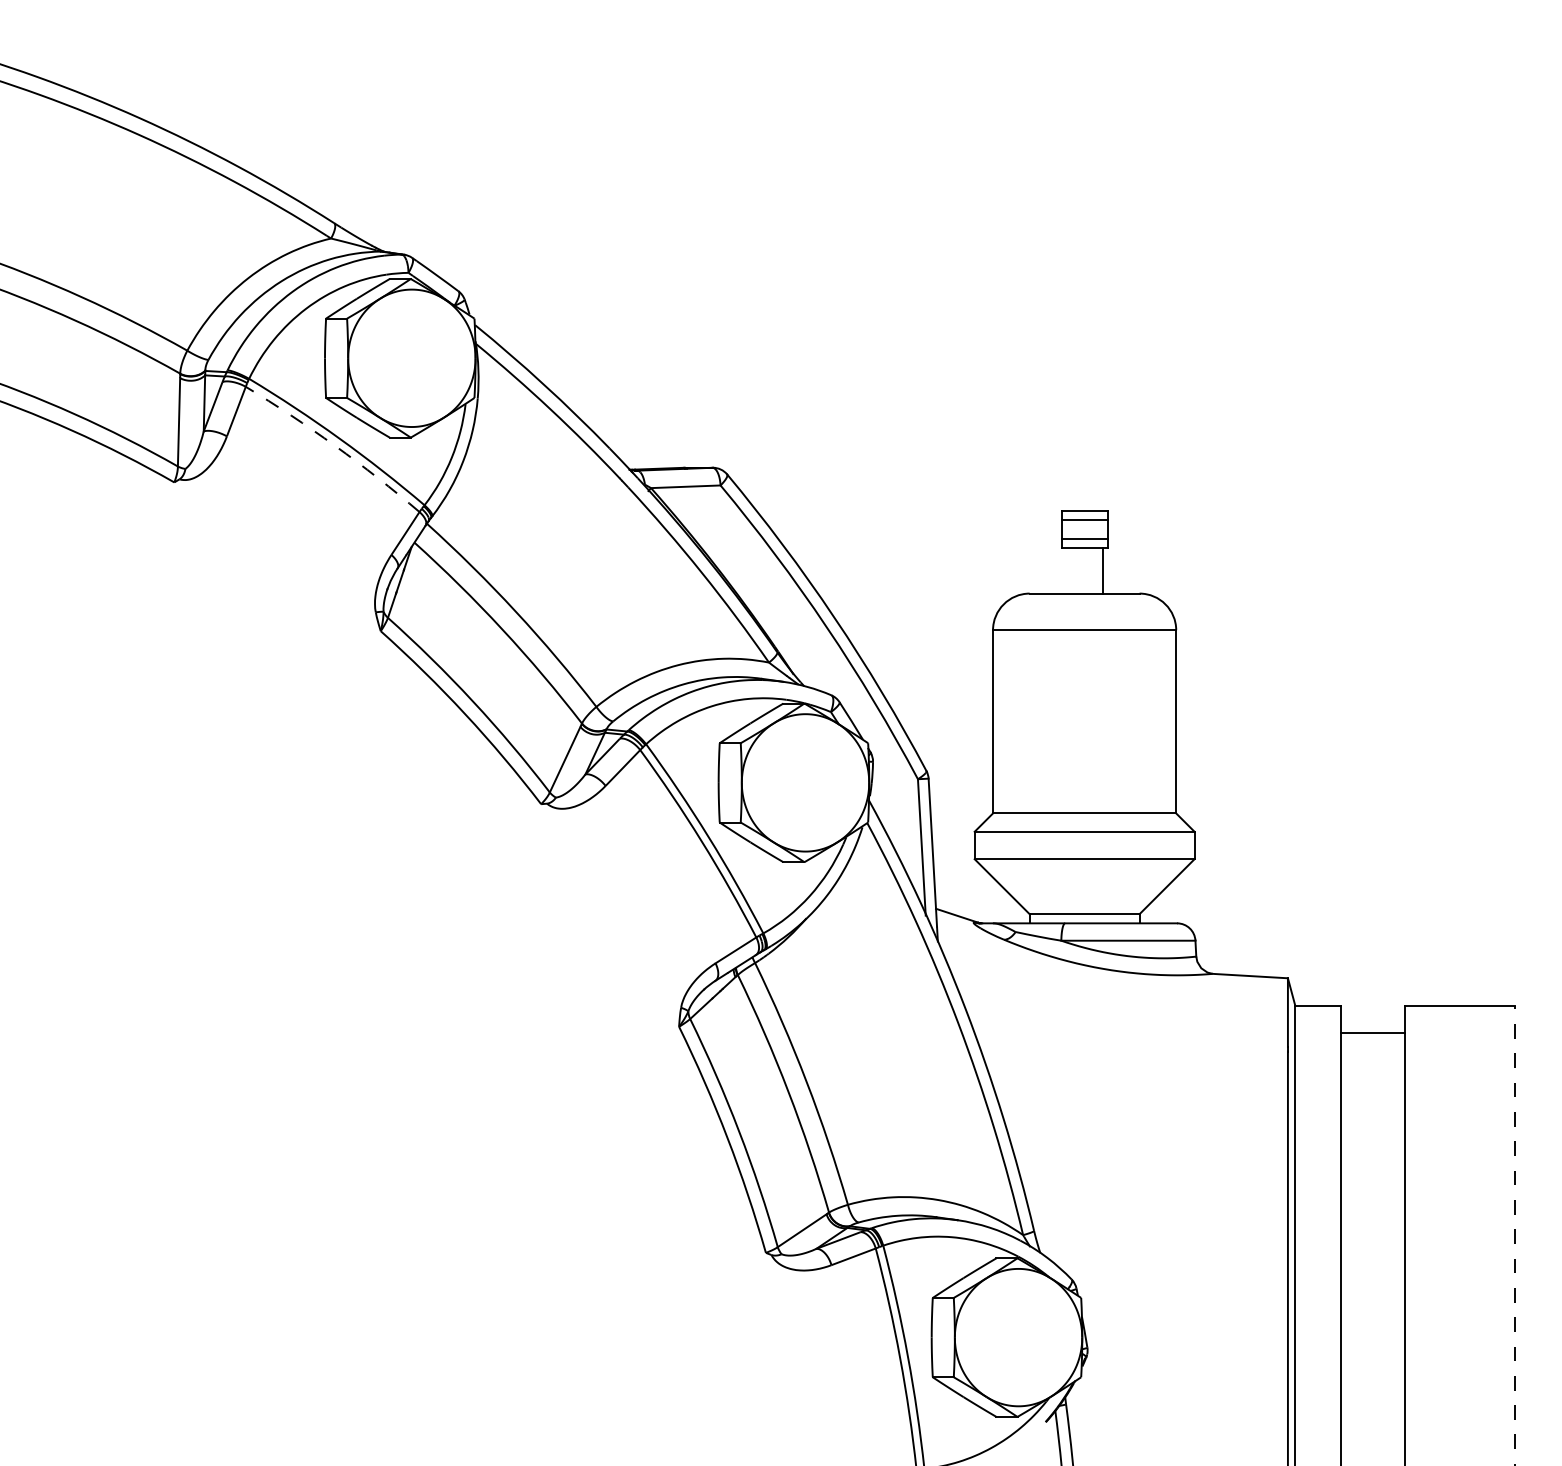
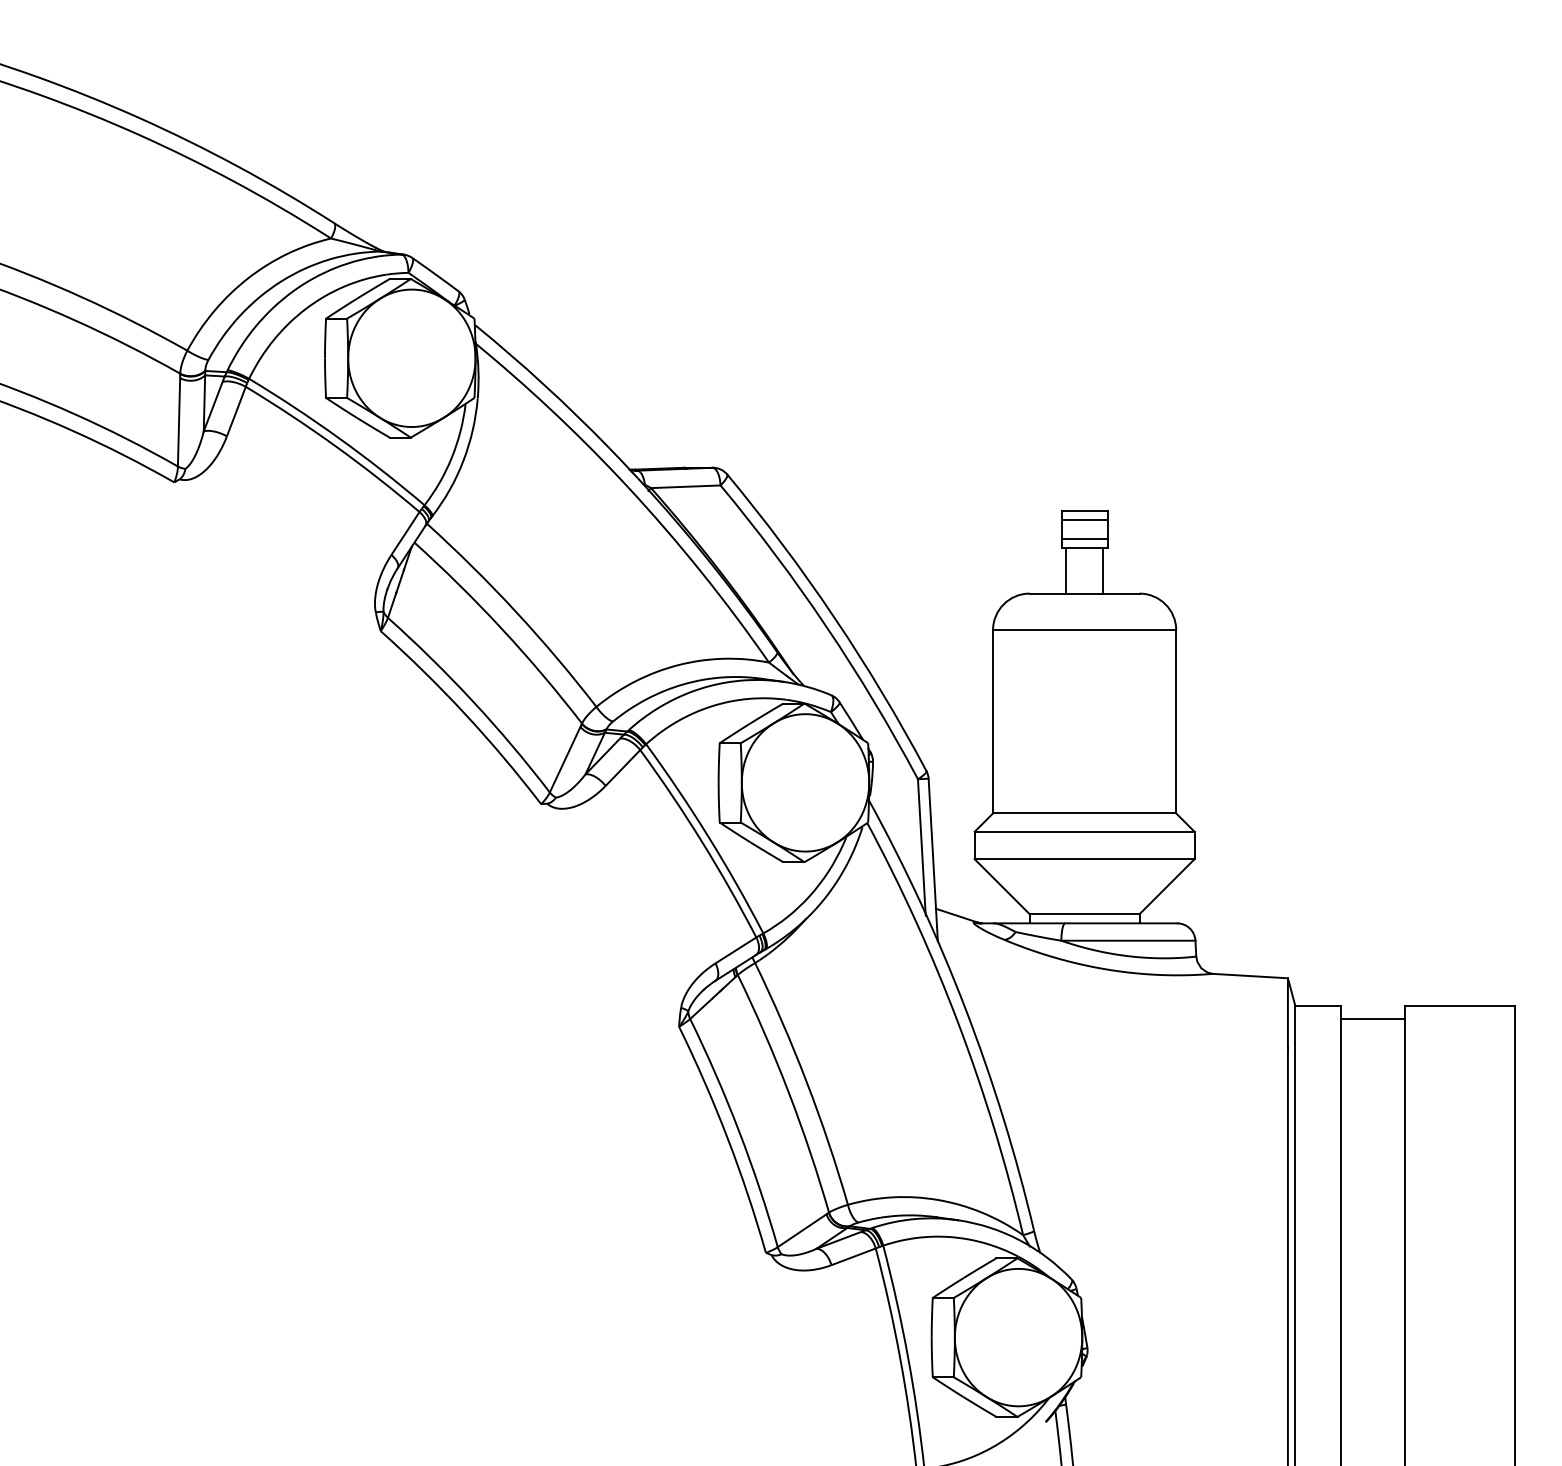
arc: dashed -> solid (335, 445)
line: none -> present (1066, 570)
line position: (1373, 1033) -> (1373, 1019) (1373, 1019)
line: dashed -> solid (1515, 1235)
